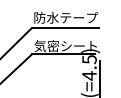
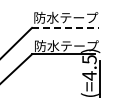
line: solid -> dashed (65, 27)
text: 気密シート -> 防水テープ (66, 45)
